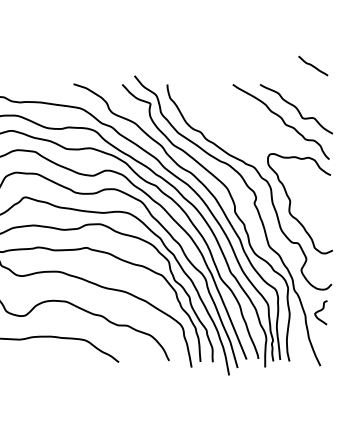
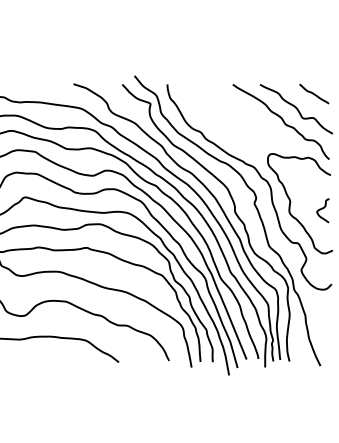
curve position: (313, 65) -> (314, 93) (314, 93)
curve position: (320, 311) -> (322, 209) (322, 209)
